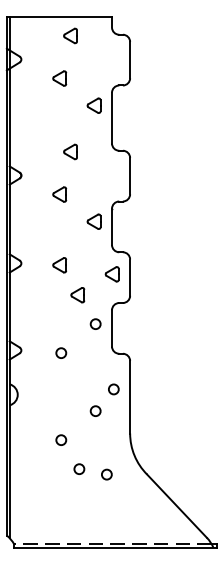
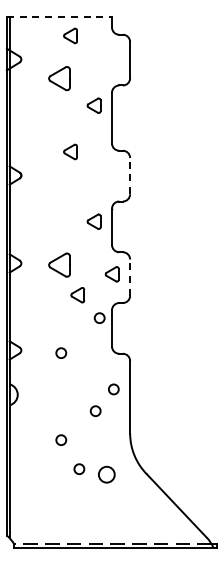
line: solid -> dashed (59, 16)
part size: 16x17 px -> 23x26 px (59, 78)
line: solid -> dashed (130, 175)
part: present -> none (59, 194)
part size: 16x17 px -> 23x26 px (59, 264)
line: solid -> dashed (130, 277)
circle position: (95, 323) -> (99, 317) (99, 317)
circle size: 12x13 px -> 18x19 px (106, 474)
